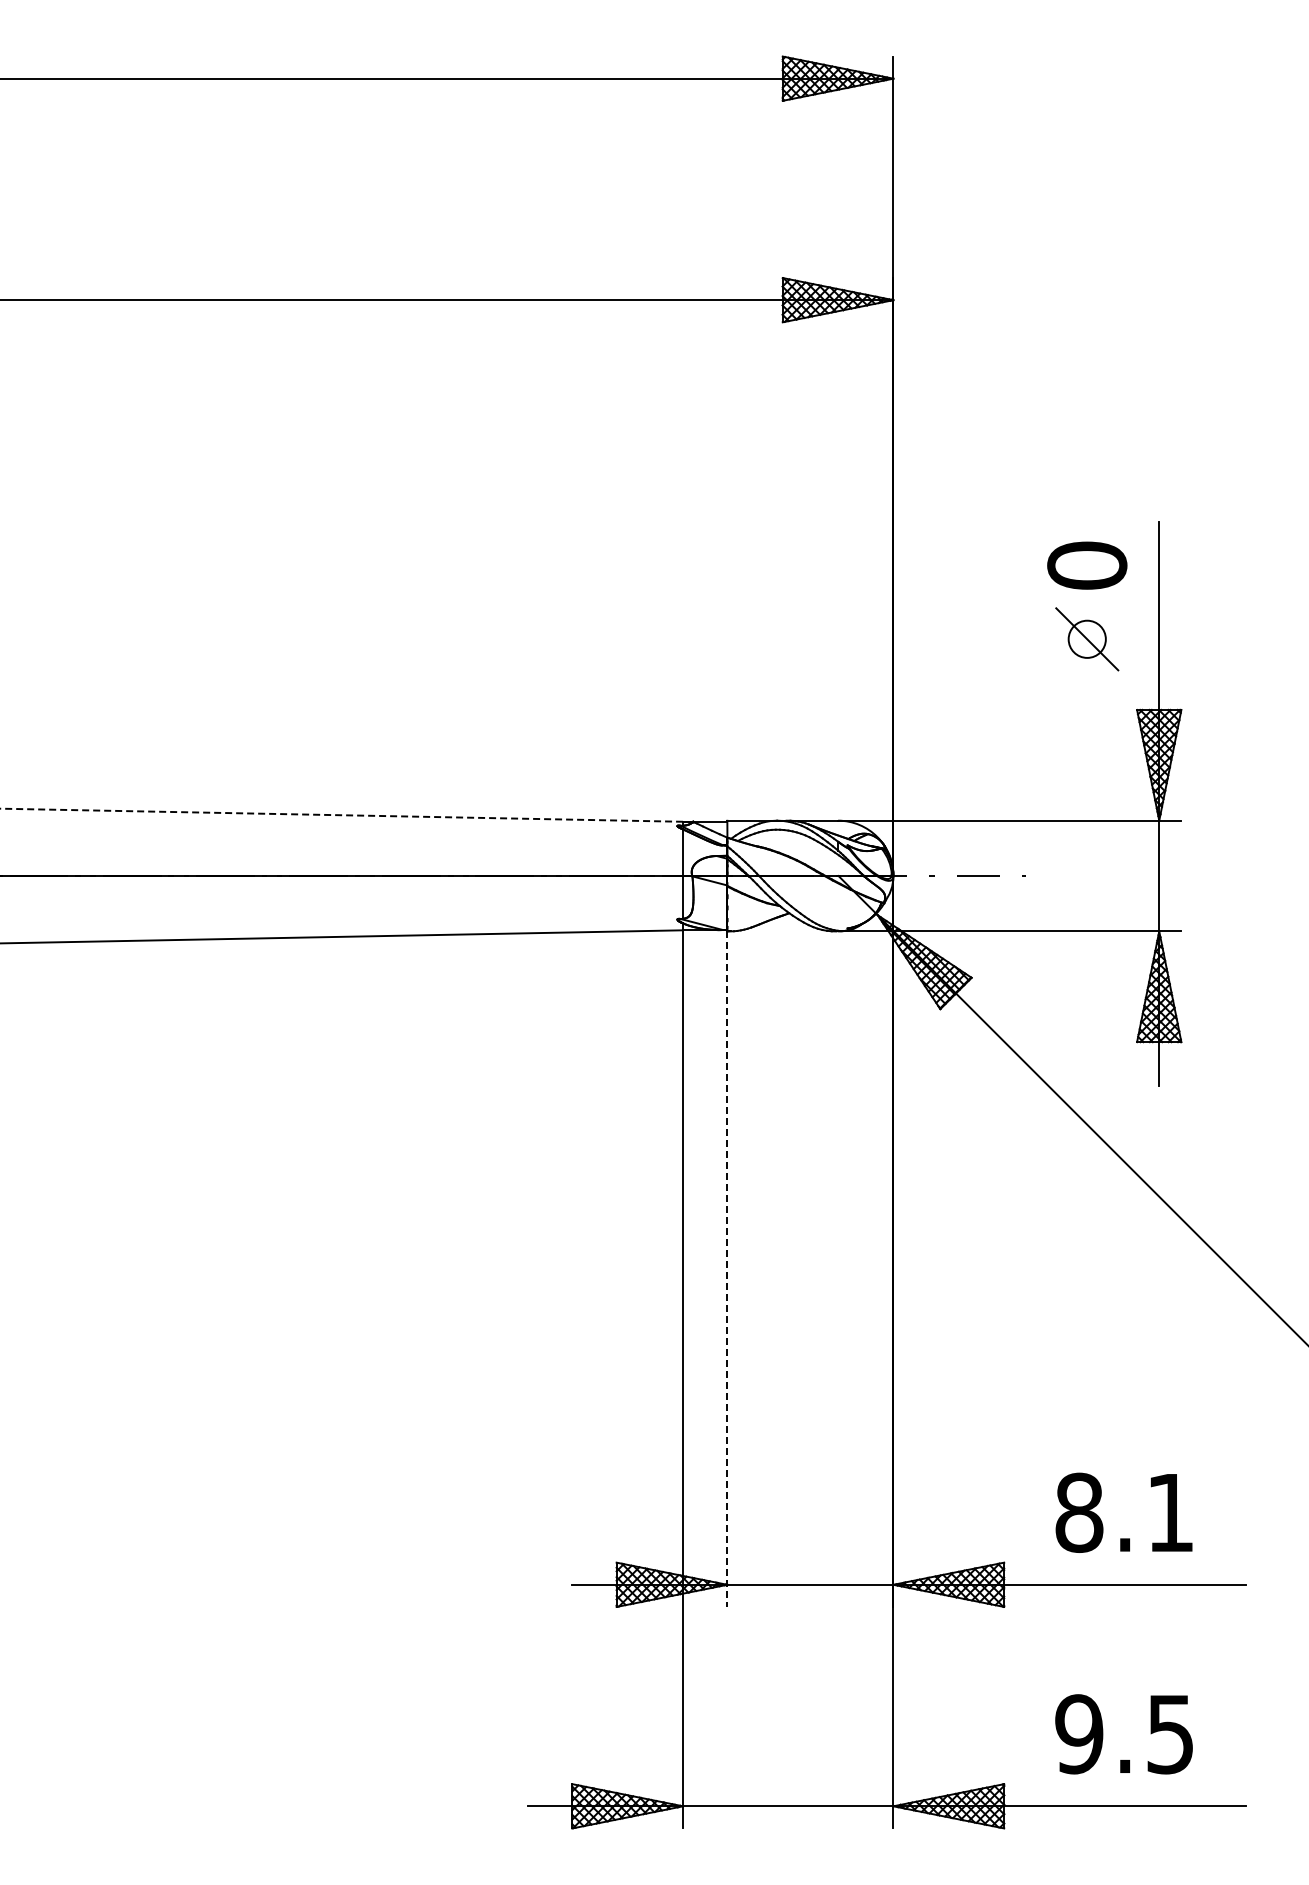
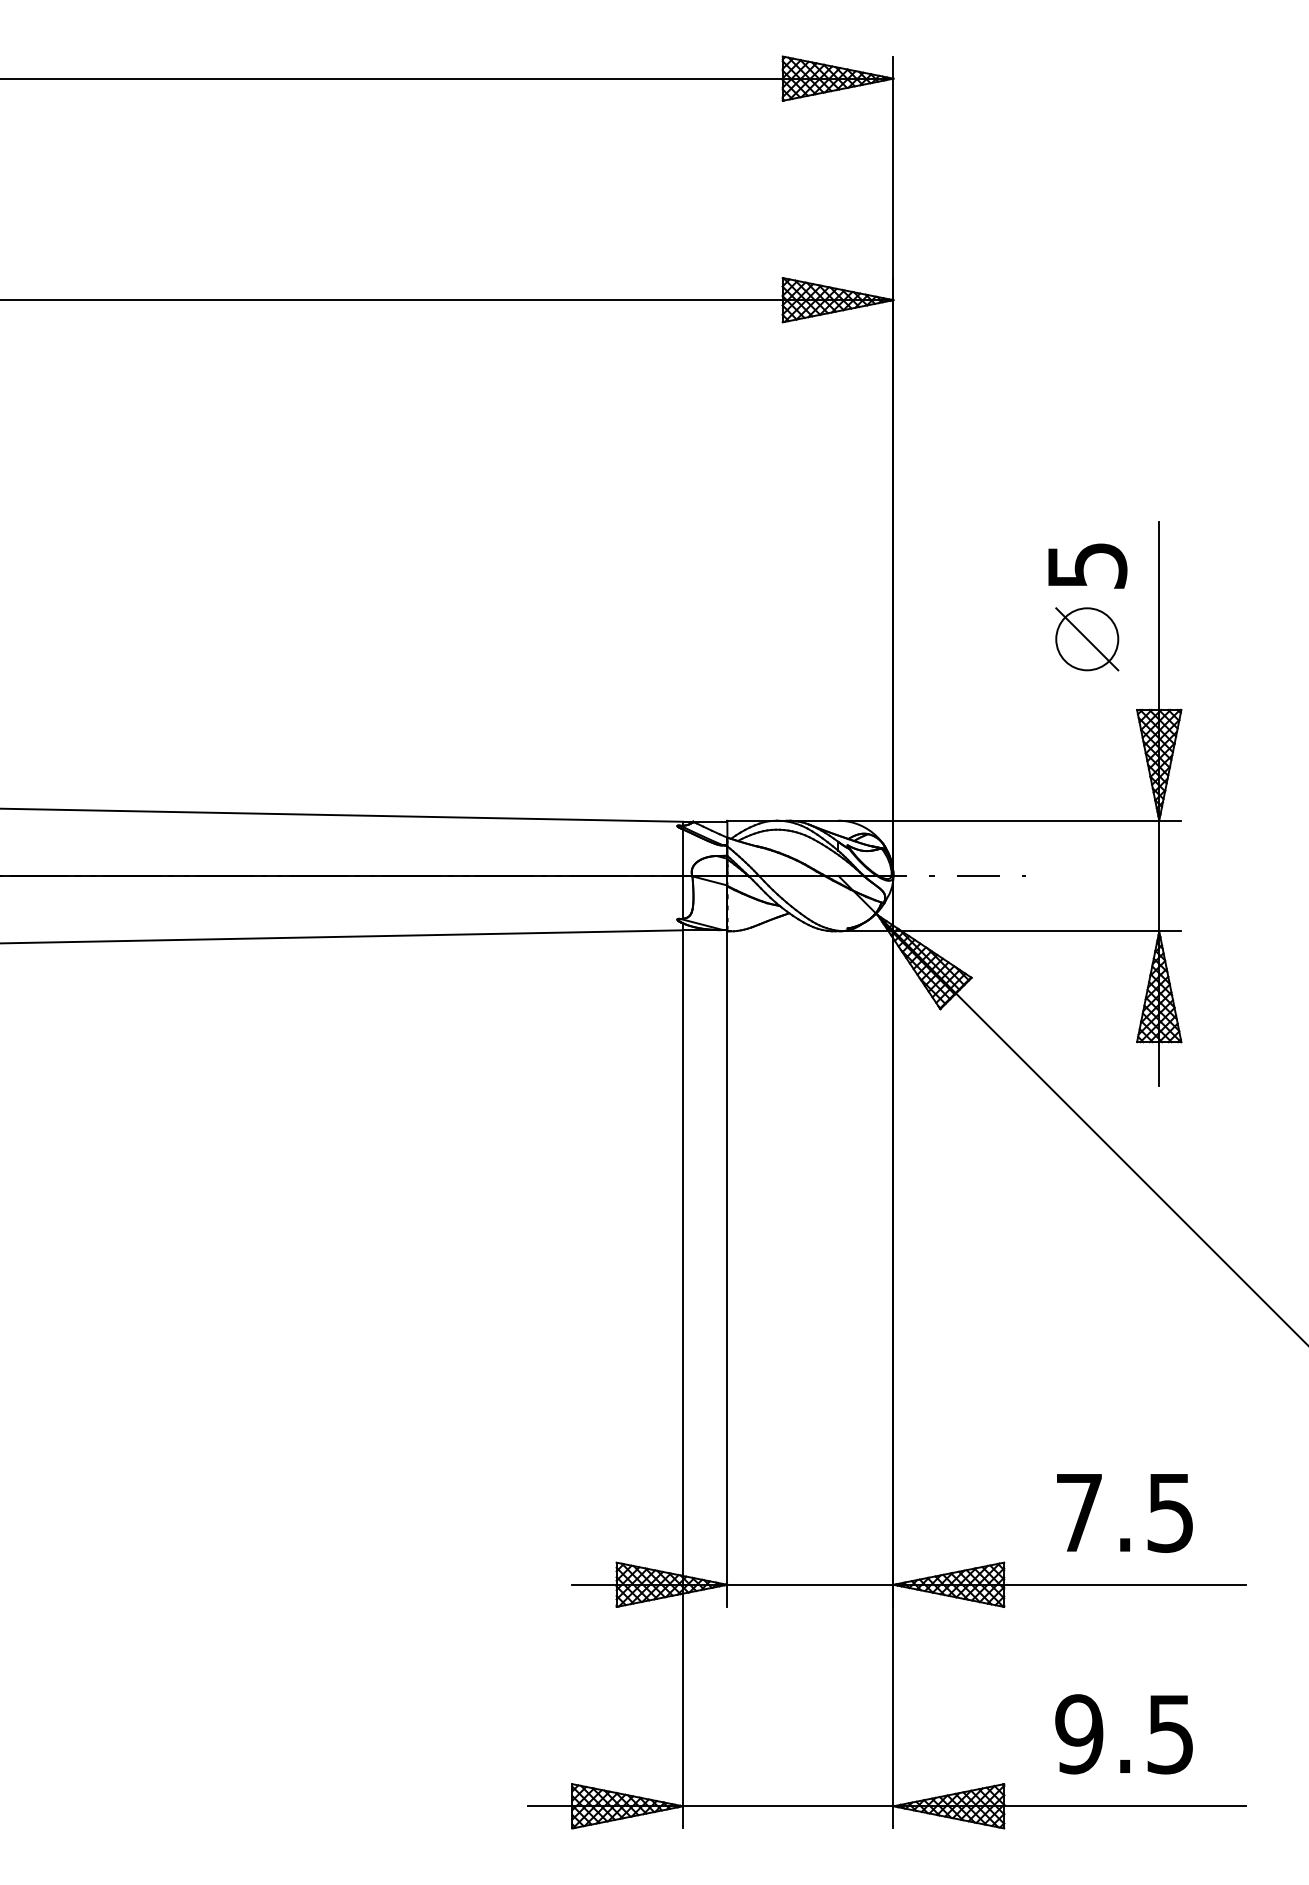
text: 0 -> 5 (1087, 565)
circle diameter: 37 px -> 62 px (1087, 639)
line: dashed -> solid (341, 815)
line: dashed -> solid (727, 1269)
text: 8.1 -> 7.5 (1123, 1512)
